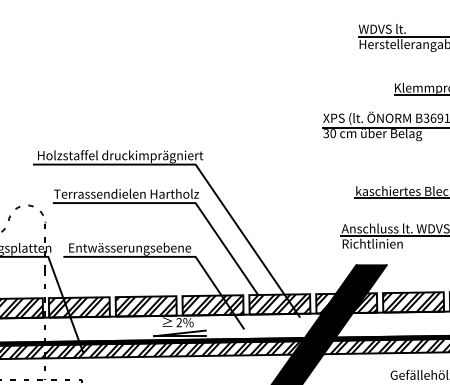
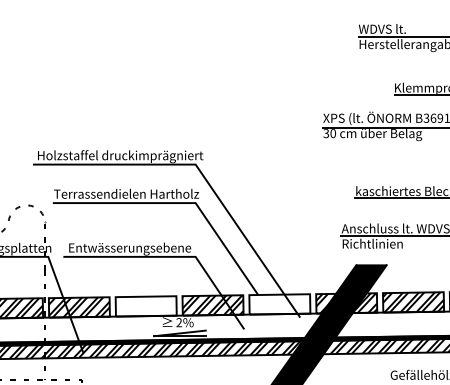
hatch: present -> none (279, 304)
hatch: present -> none (145, 306)
